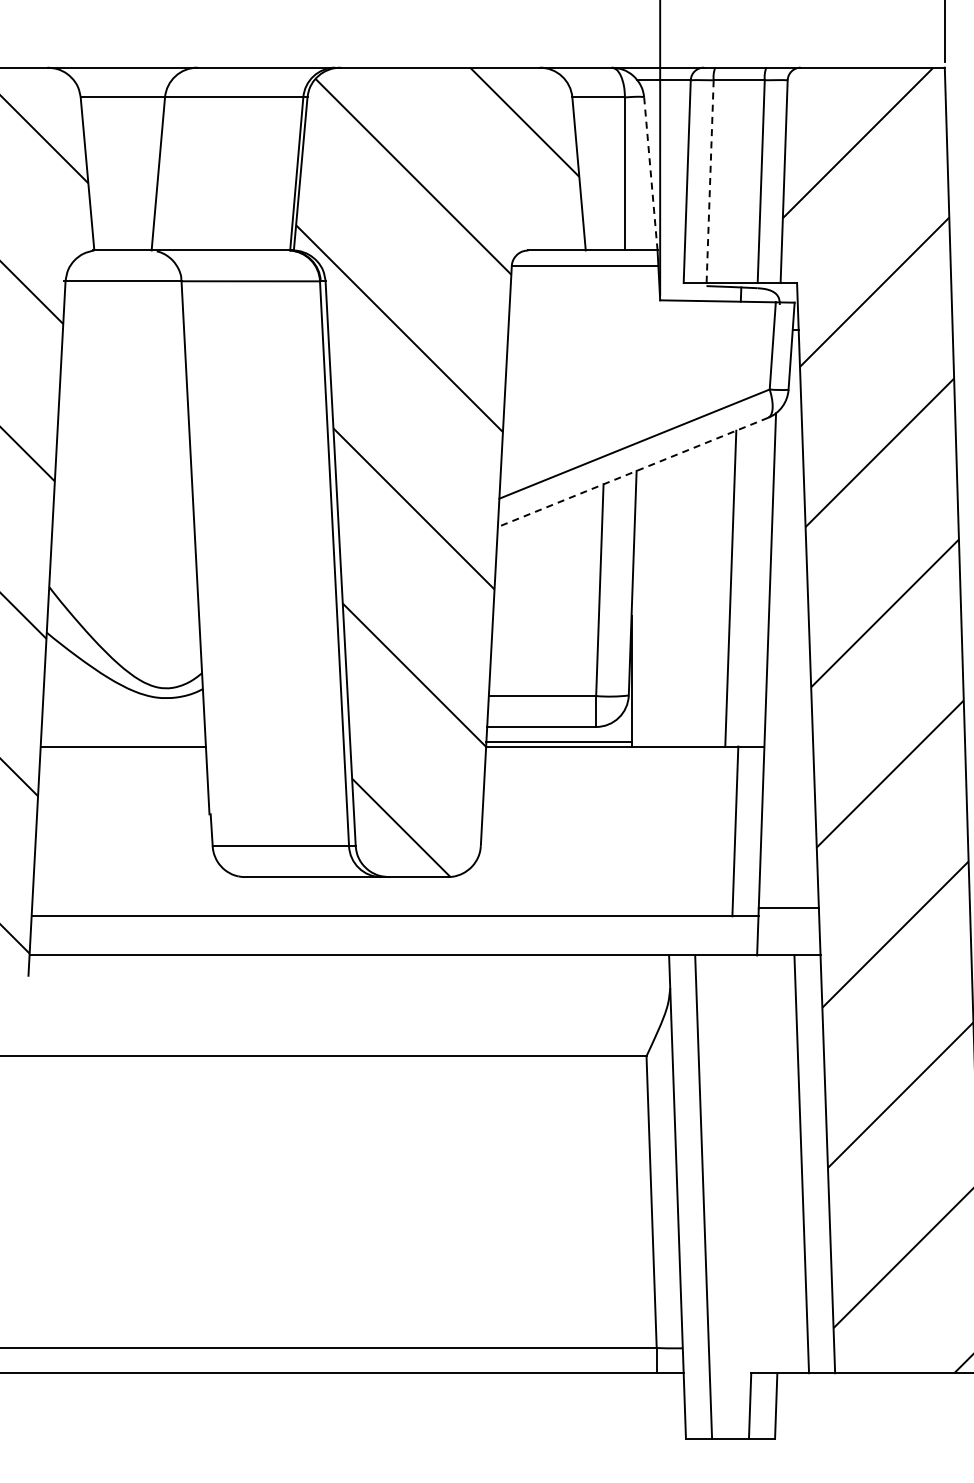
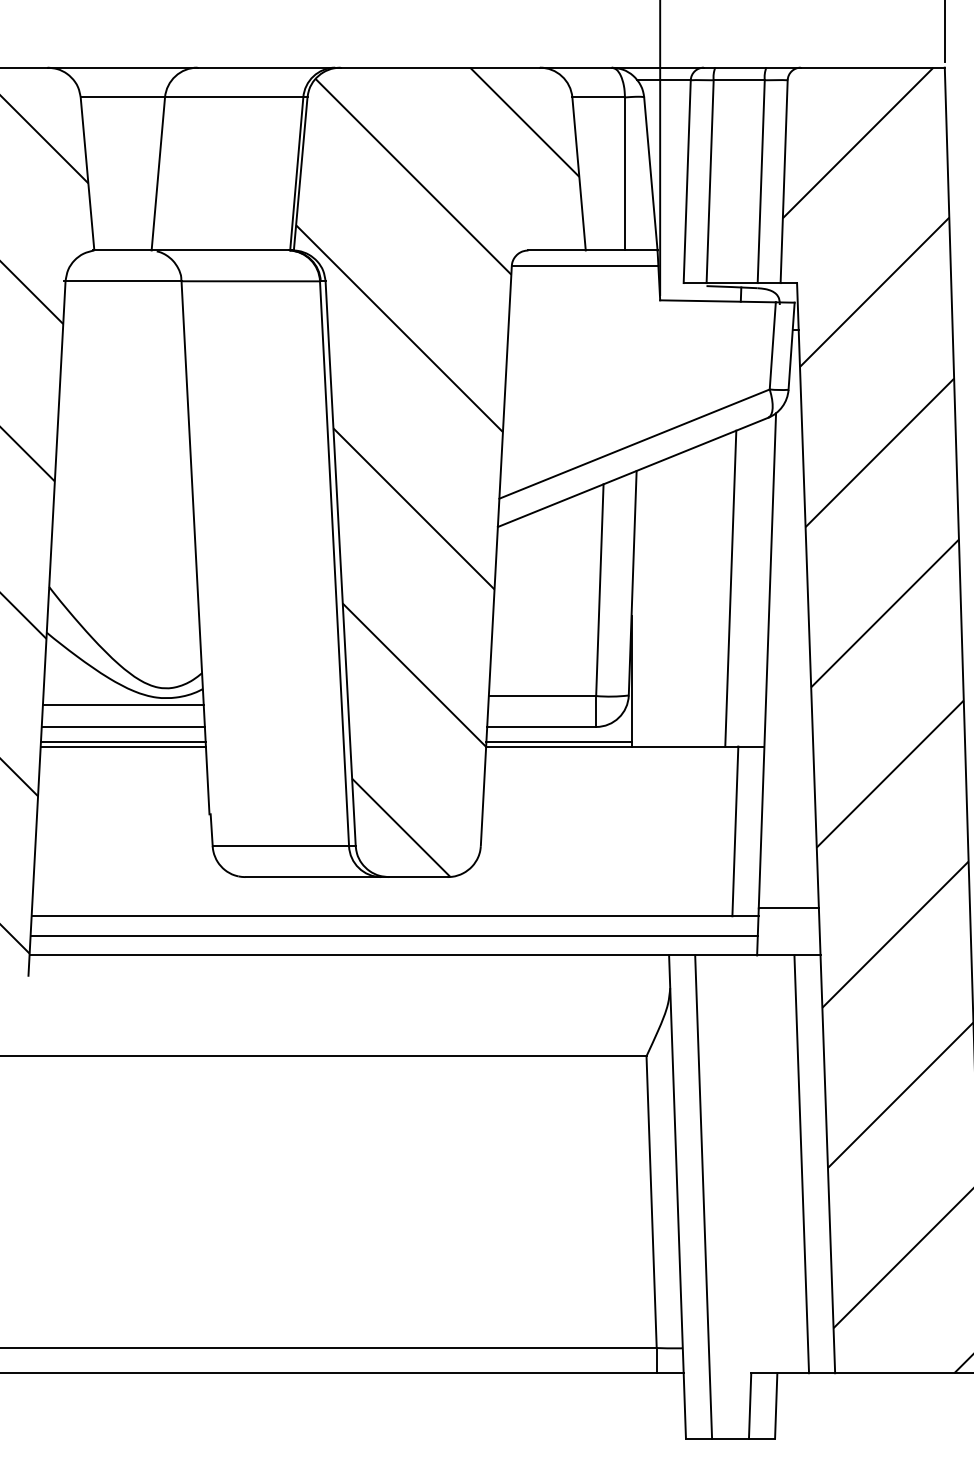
line: dashed -> solid (650, 173)
line: dashed -> solid (710, 182)
line: dashed -> solid (633, 472)
line: none -> present (122, 704)
line: none -> present (122, 726)
line: none -> present (122, 742)
line: none -> present (393, 936)
